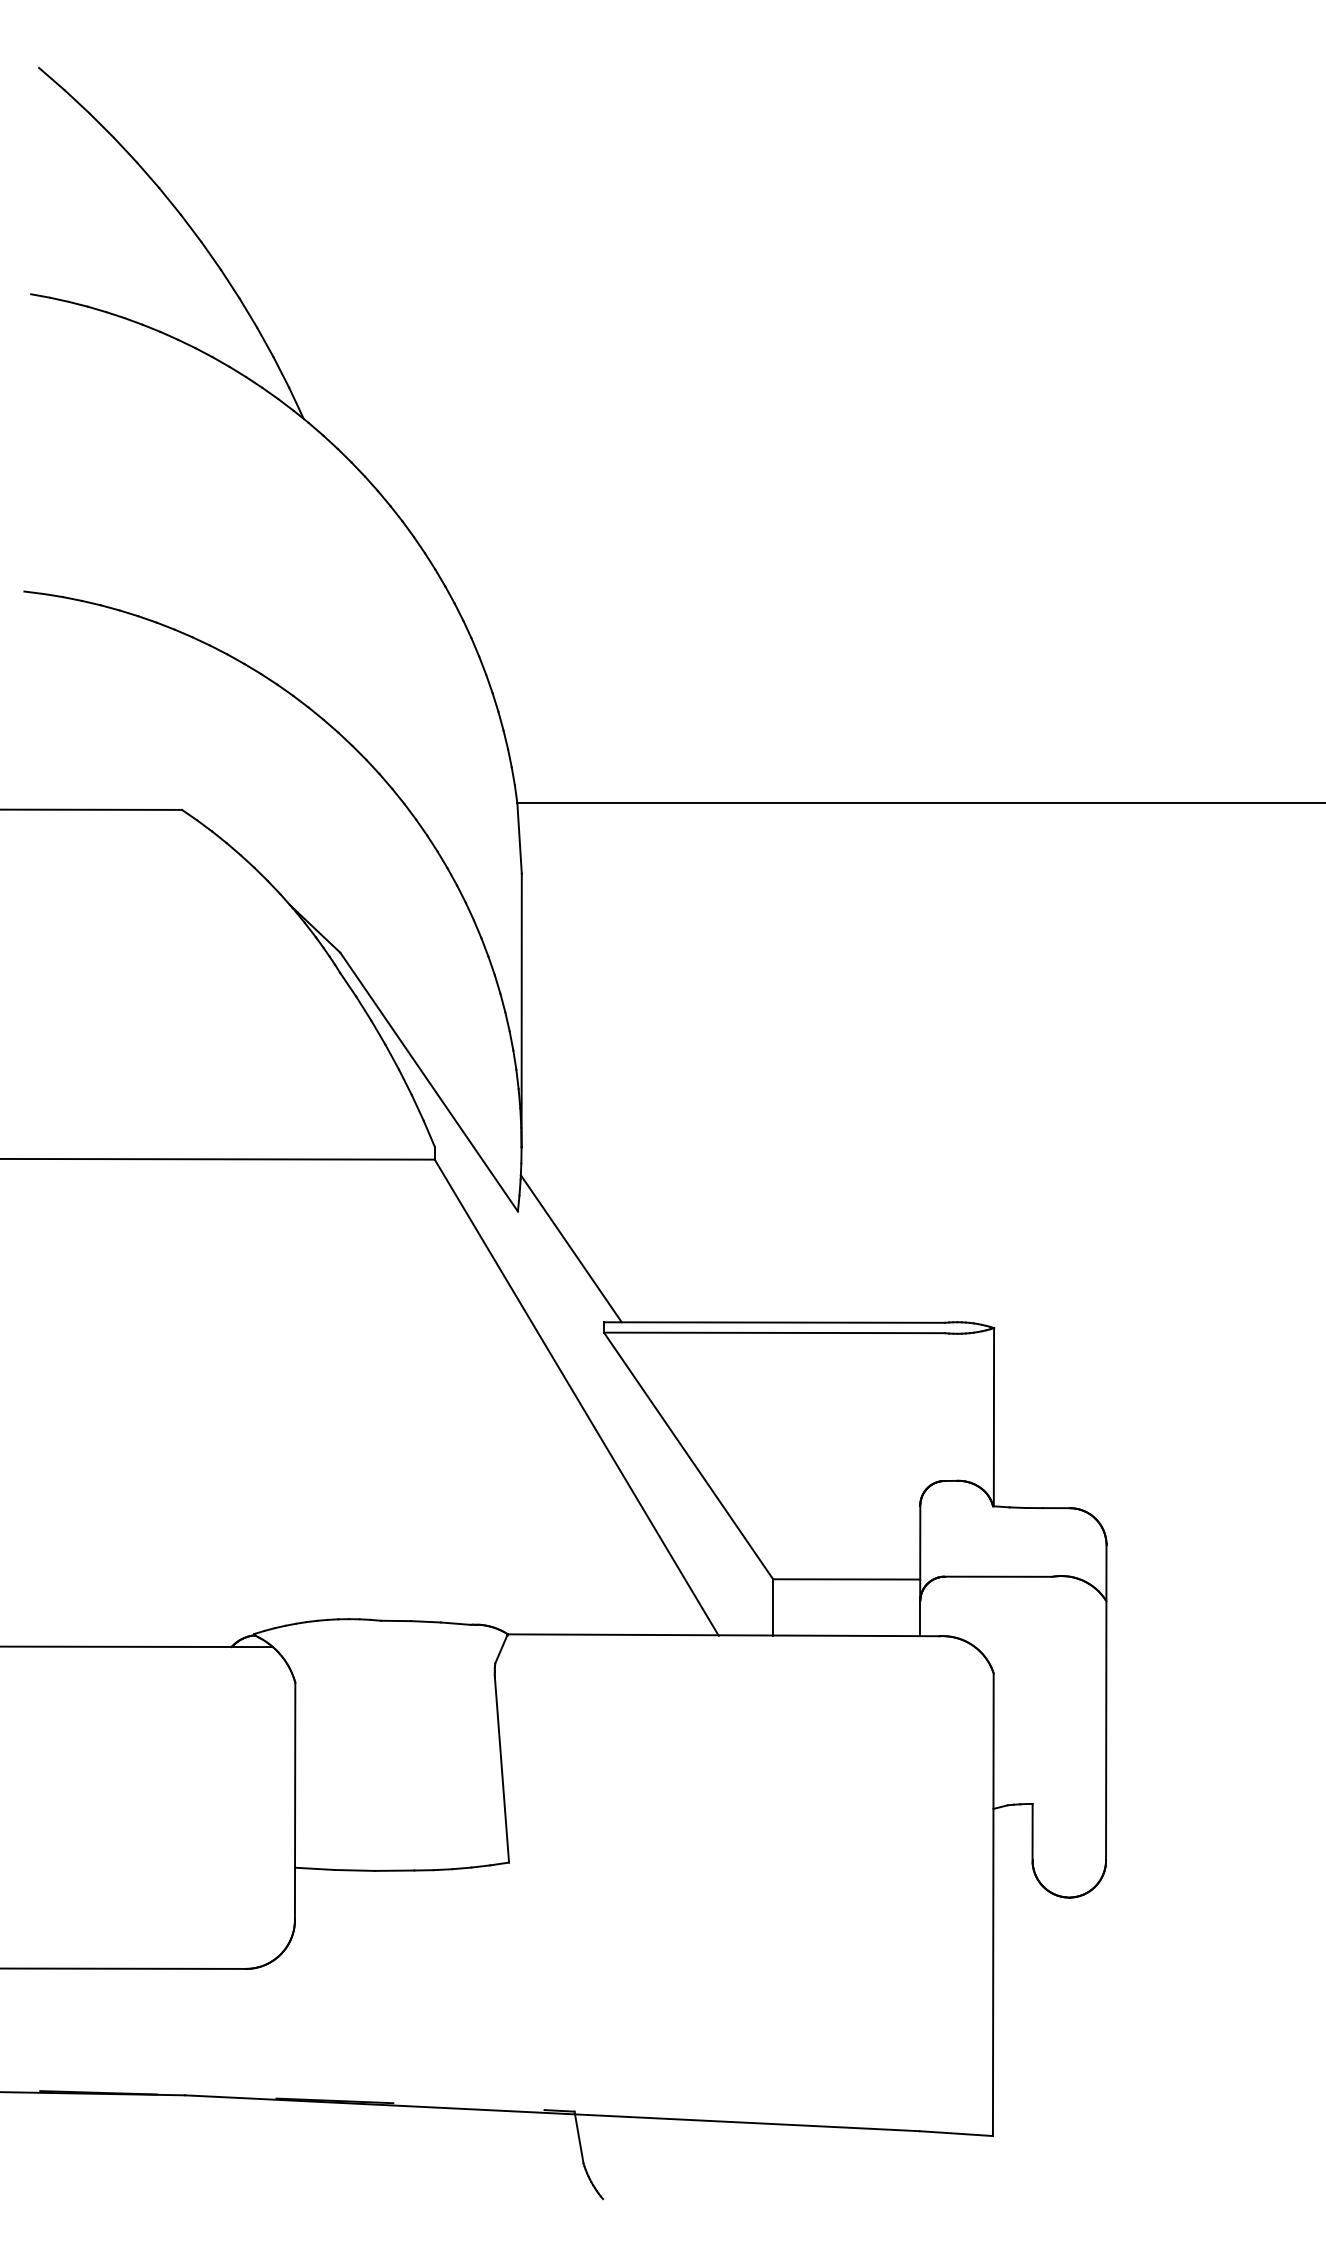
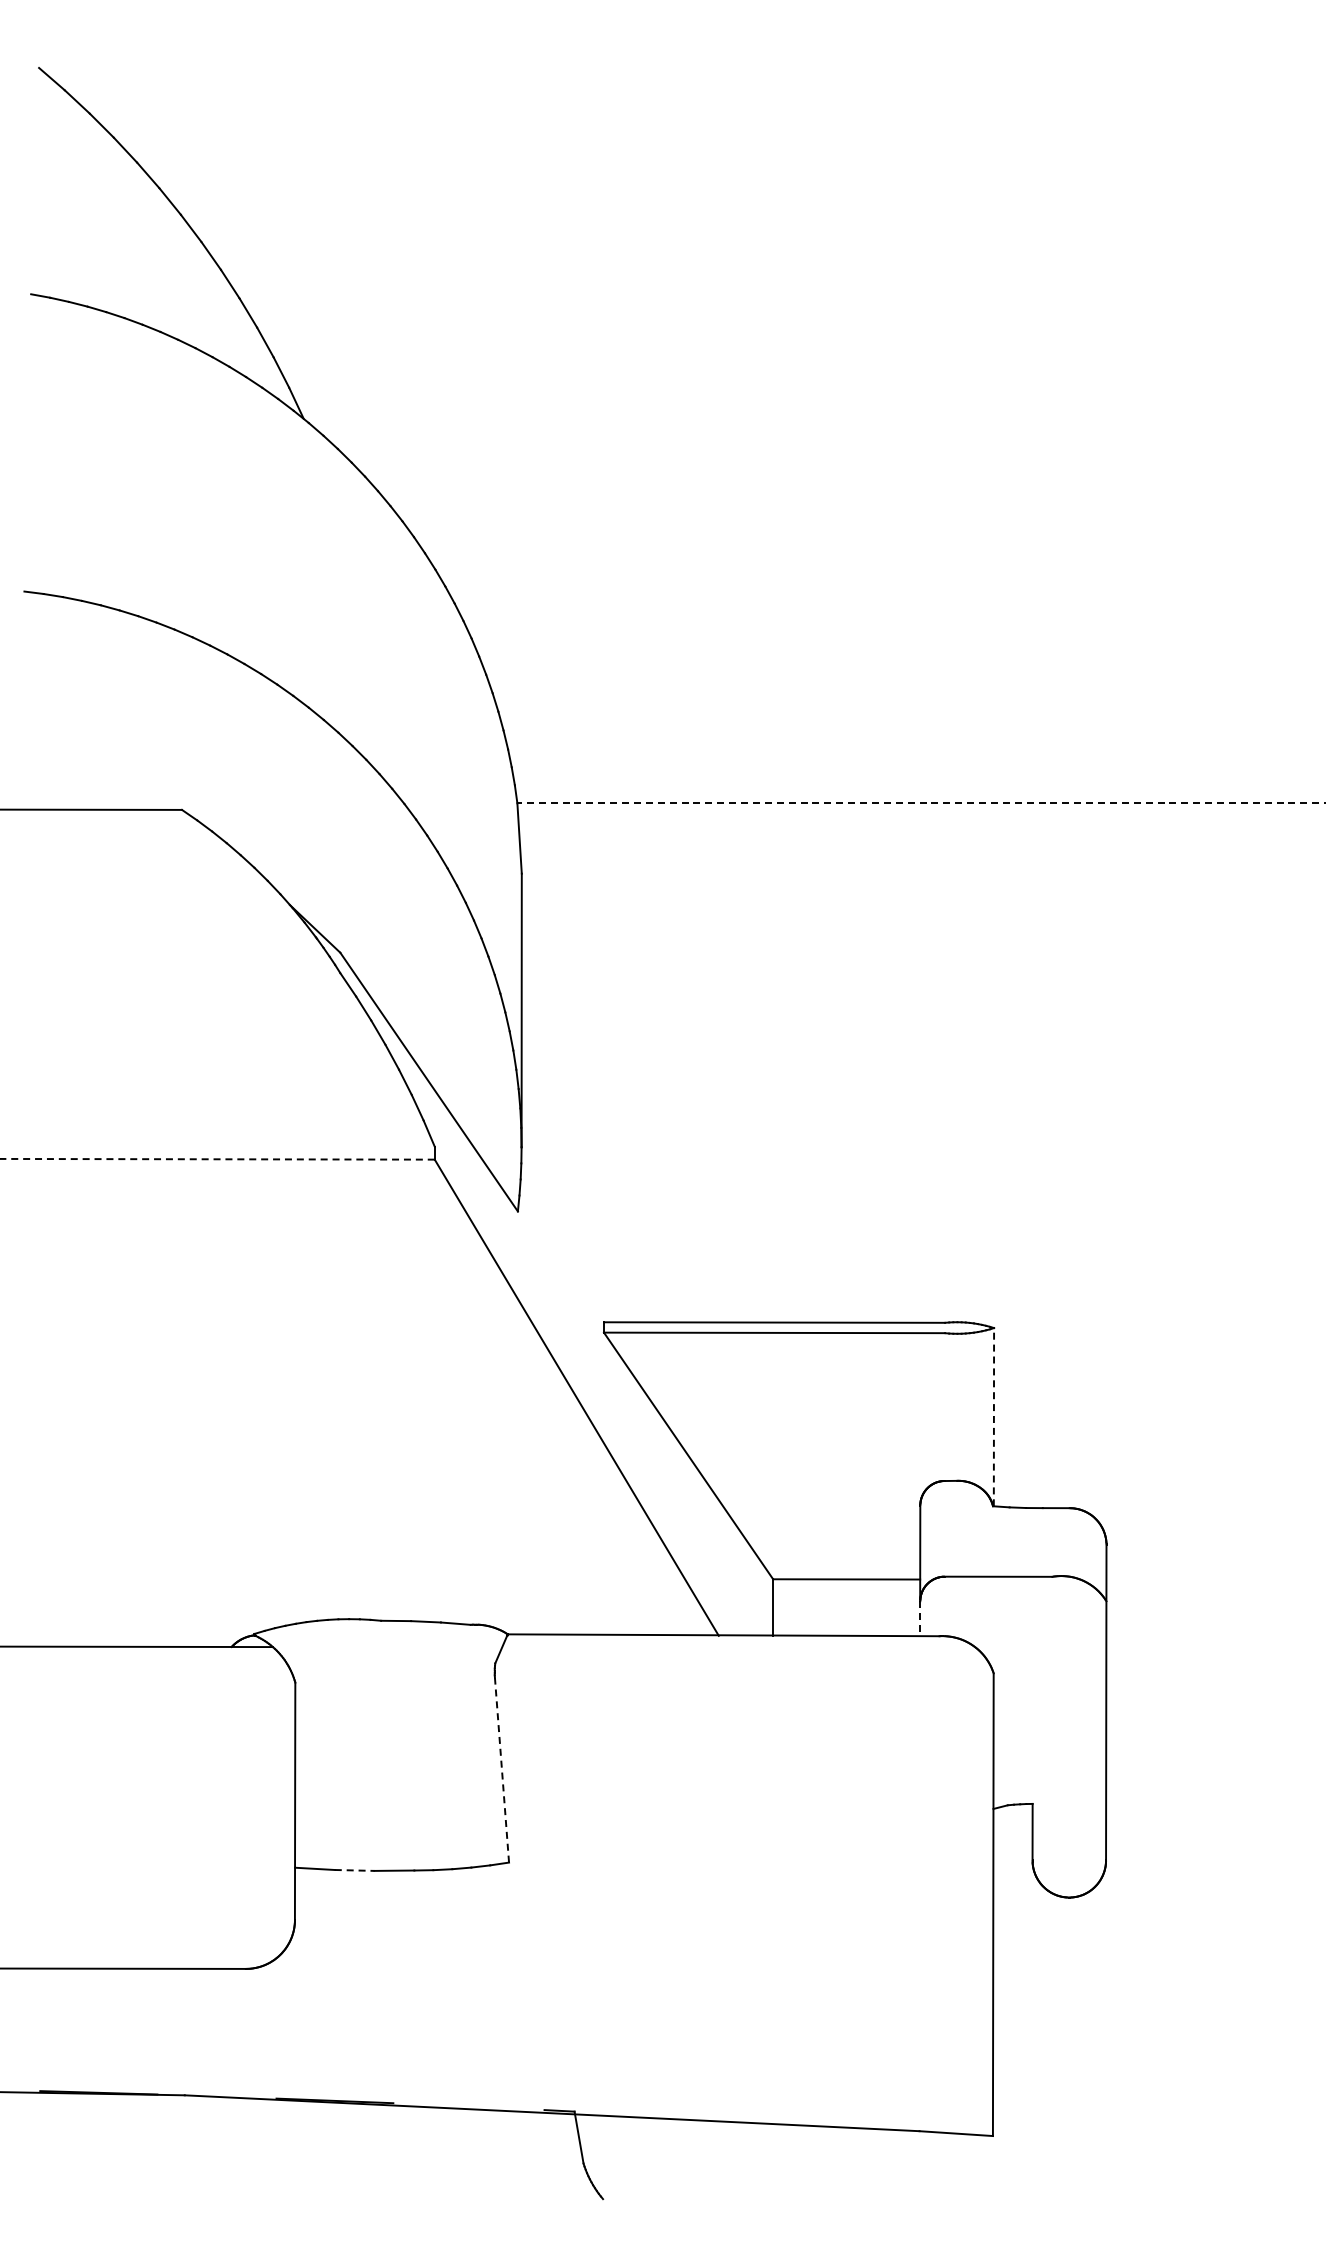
line: solid -> dashed (921, 803)
line: solid -> dashed (217, 1159)
line: present -> none (570, 1248)
line: solid -> dashed (993, 1416)
line: solid -> dashed (920, 1619)
line: solid -> dashed (502, 1770)
line: solid -> dashed (354, 1870)
